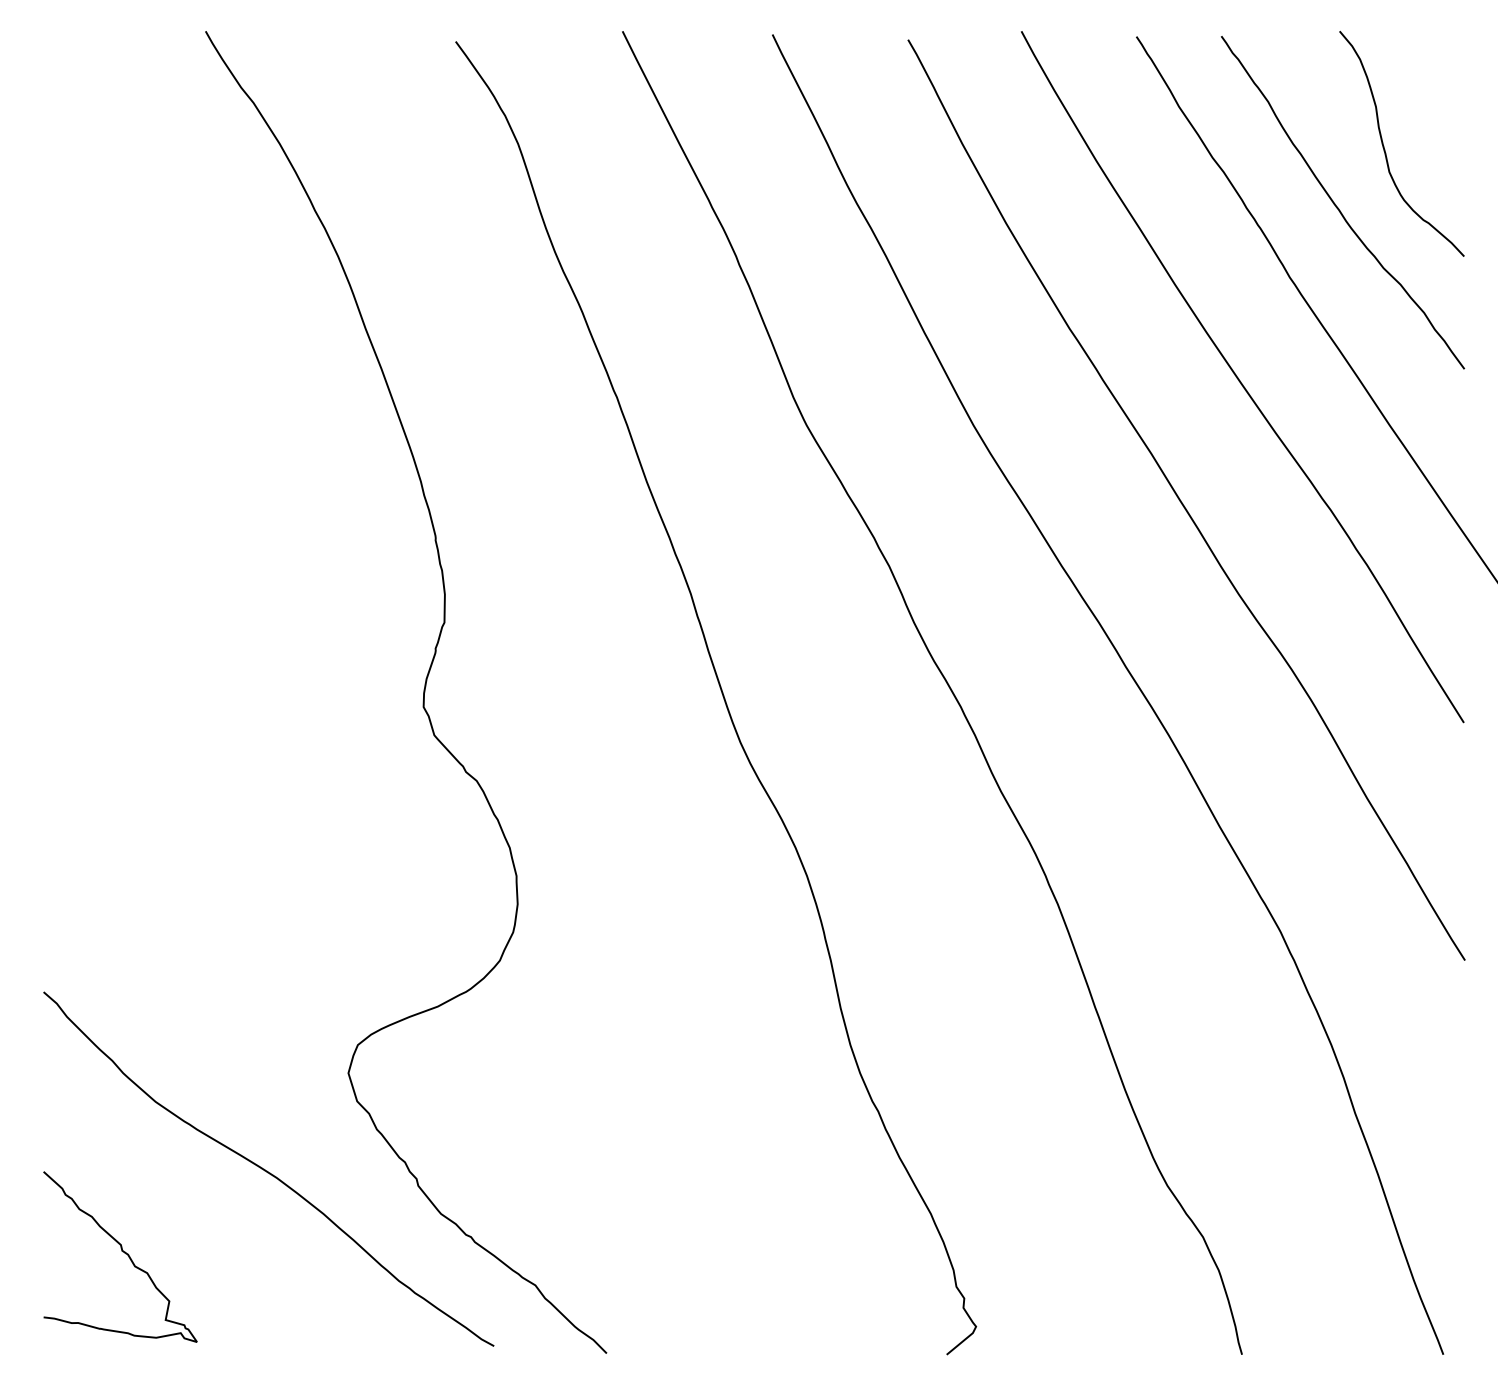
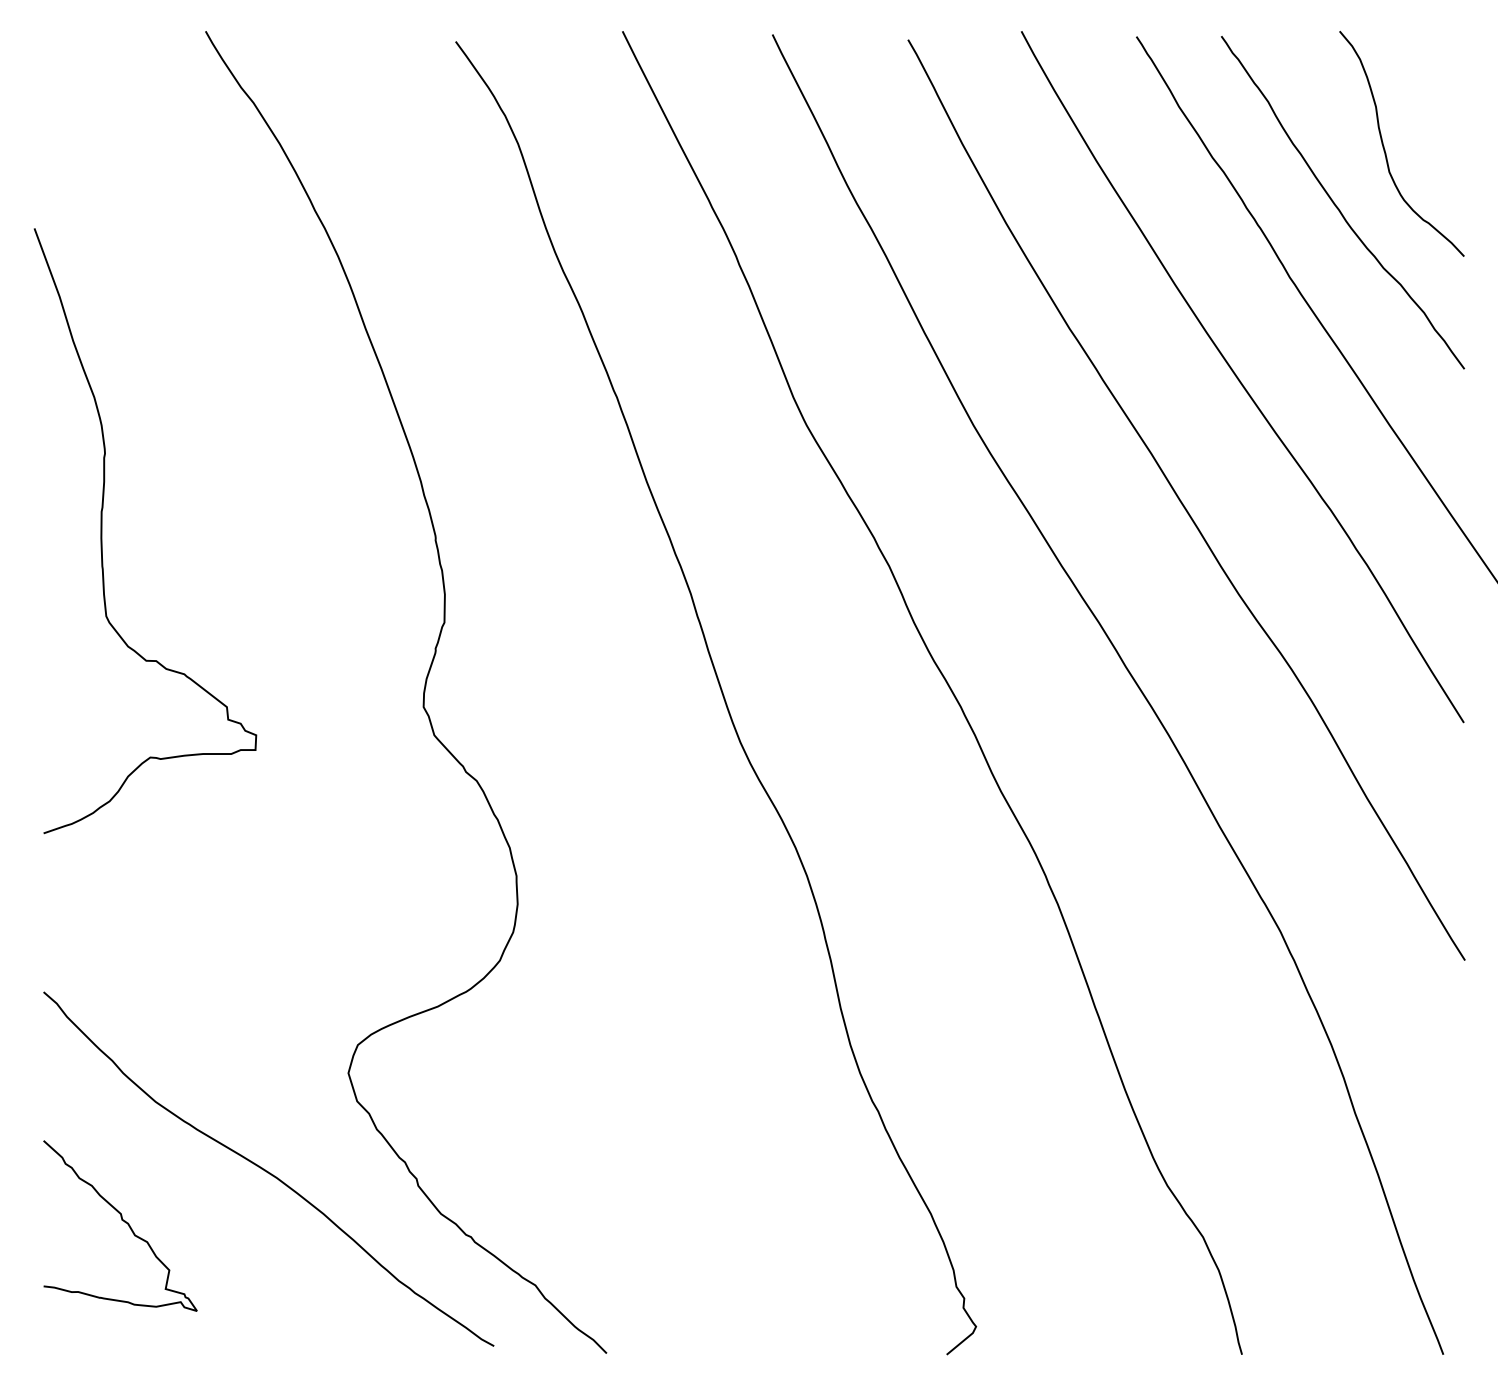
curve: none -> present (102, 531)
curve position: (123, 1252) -> (123, 1221) (123, 1221)
